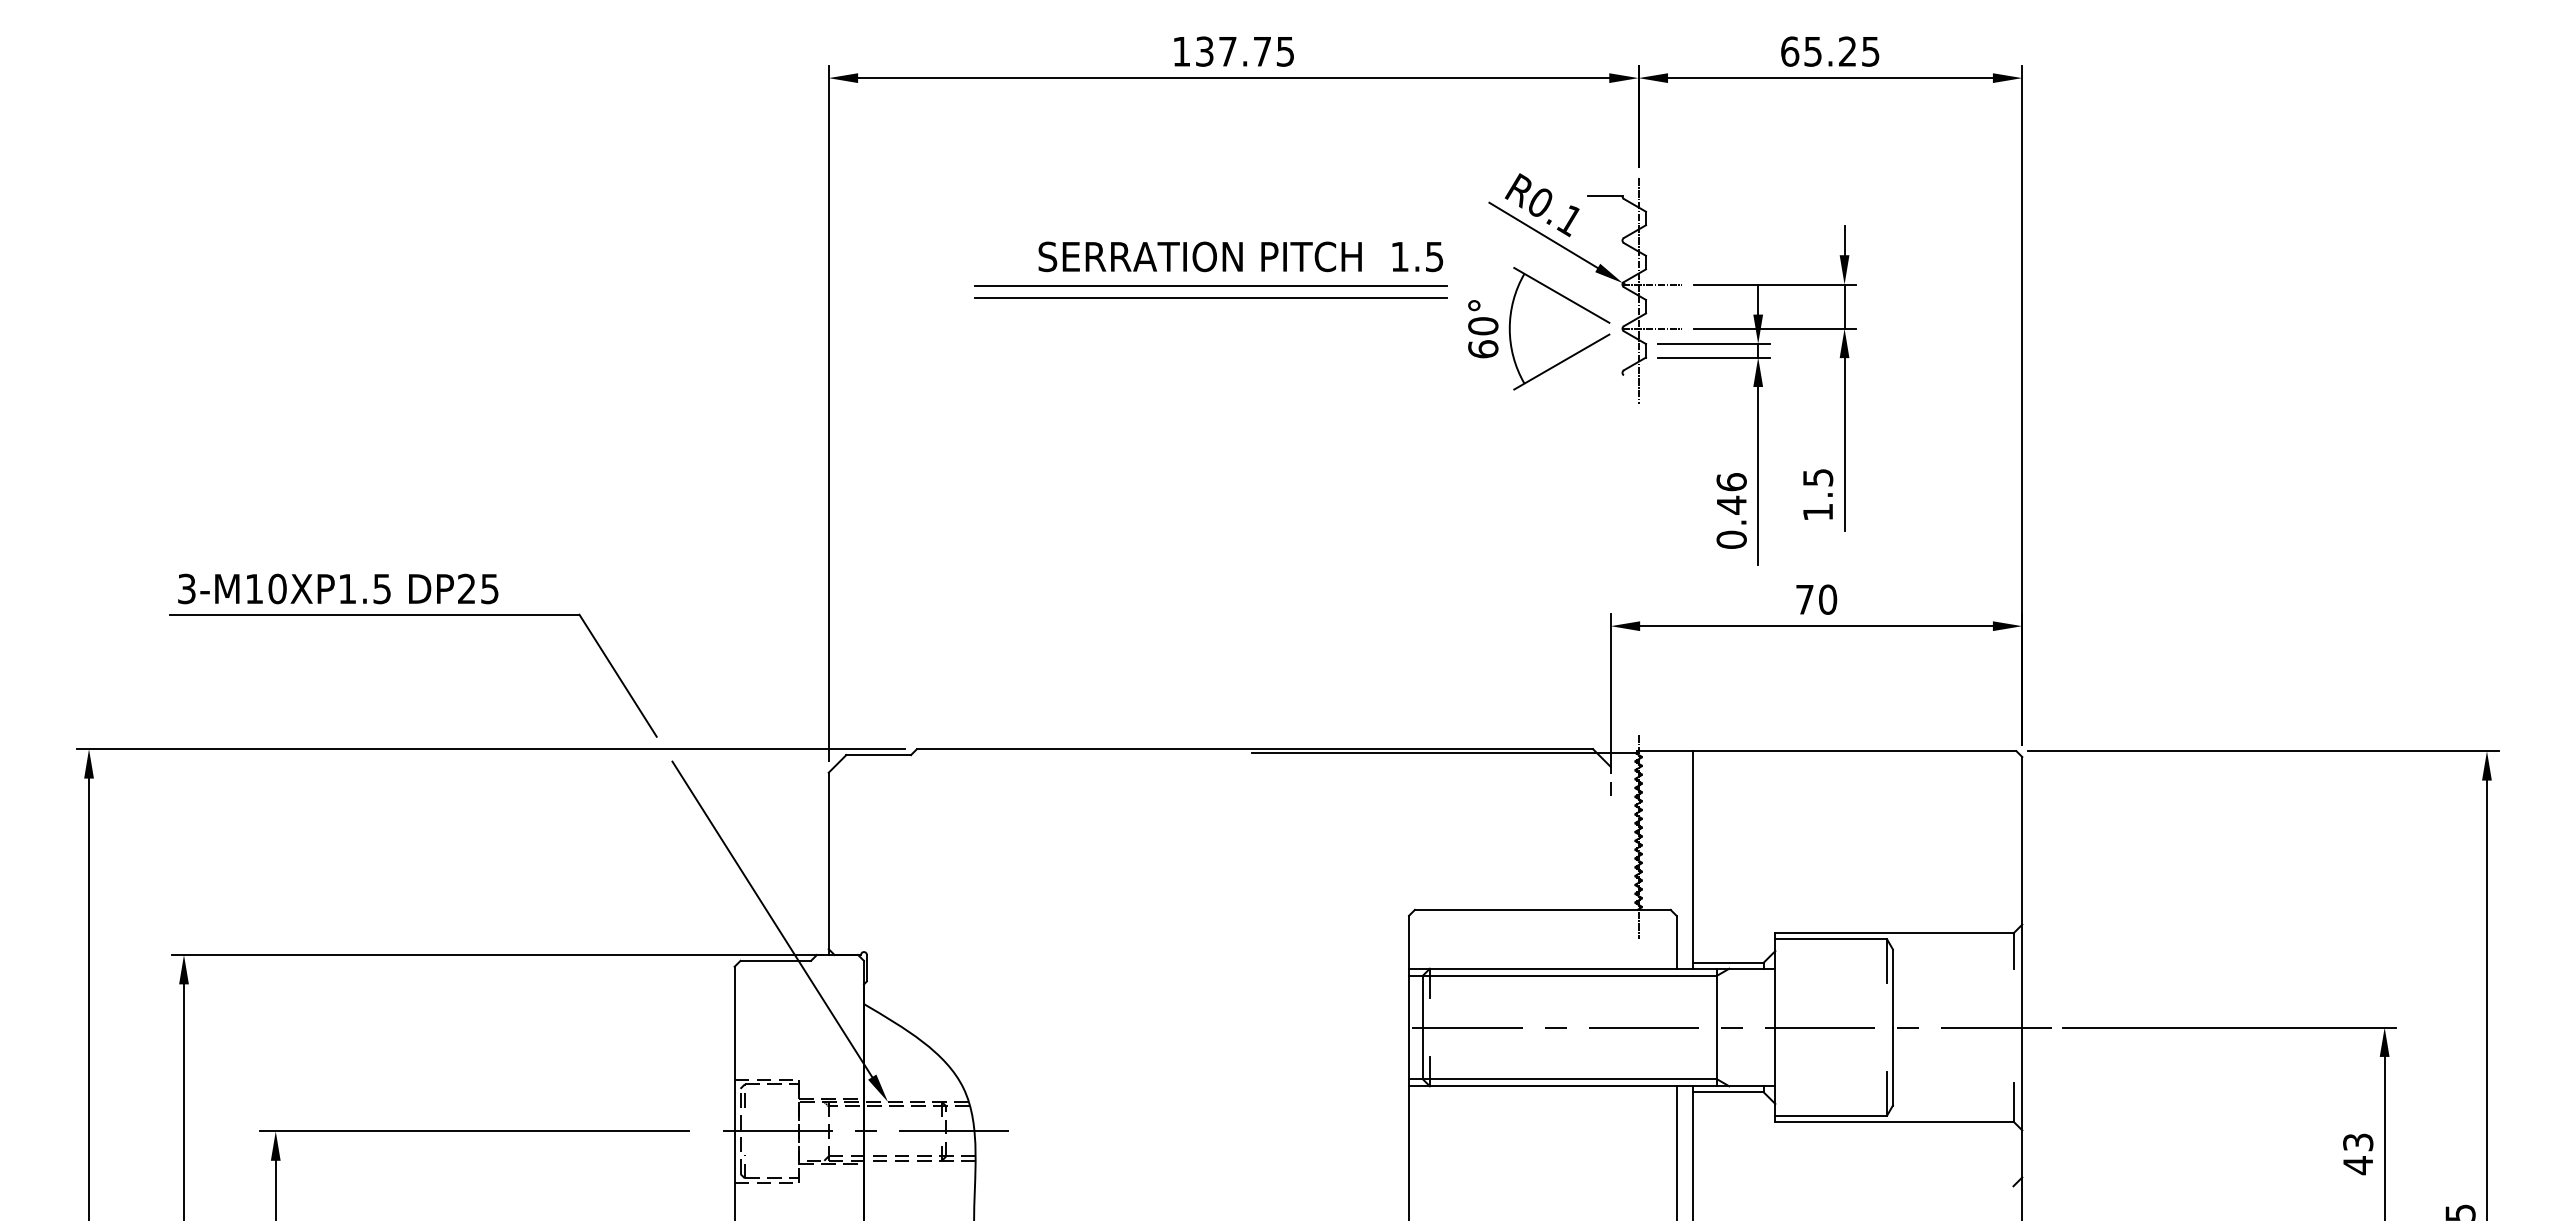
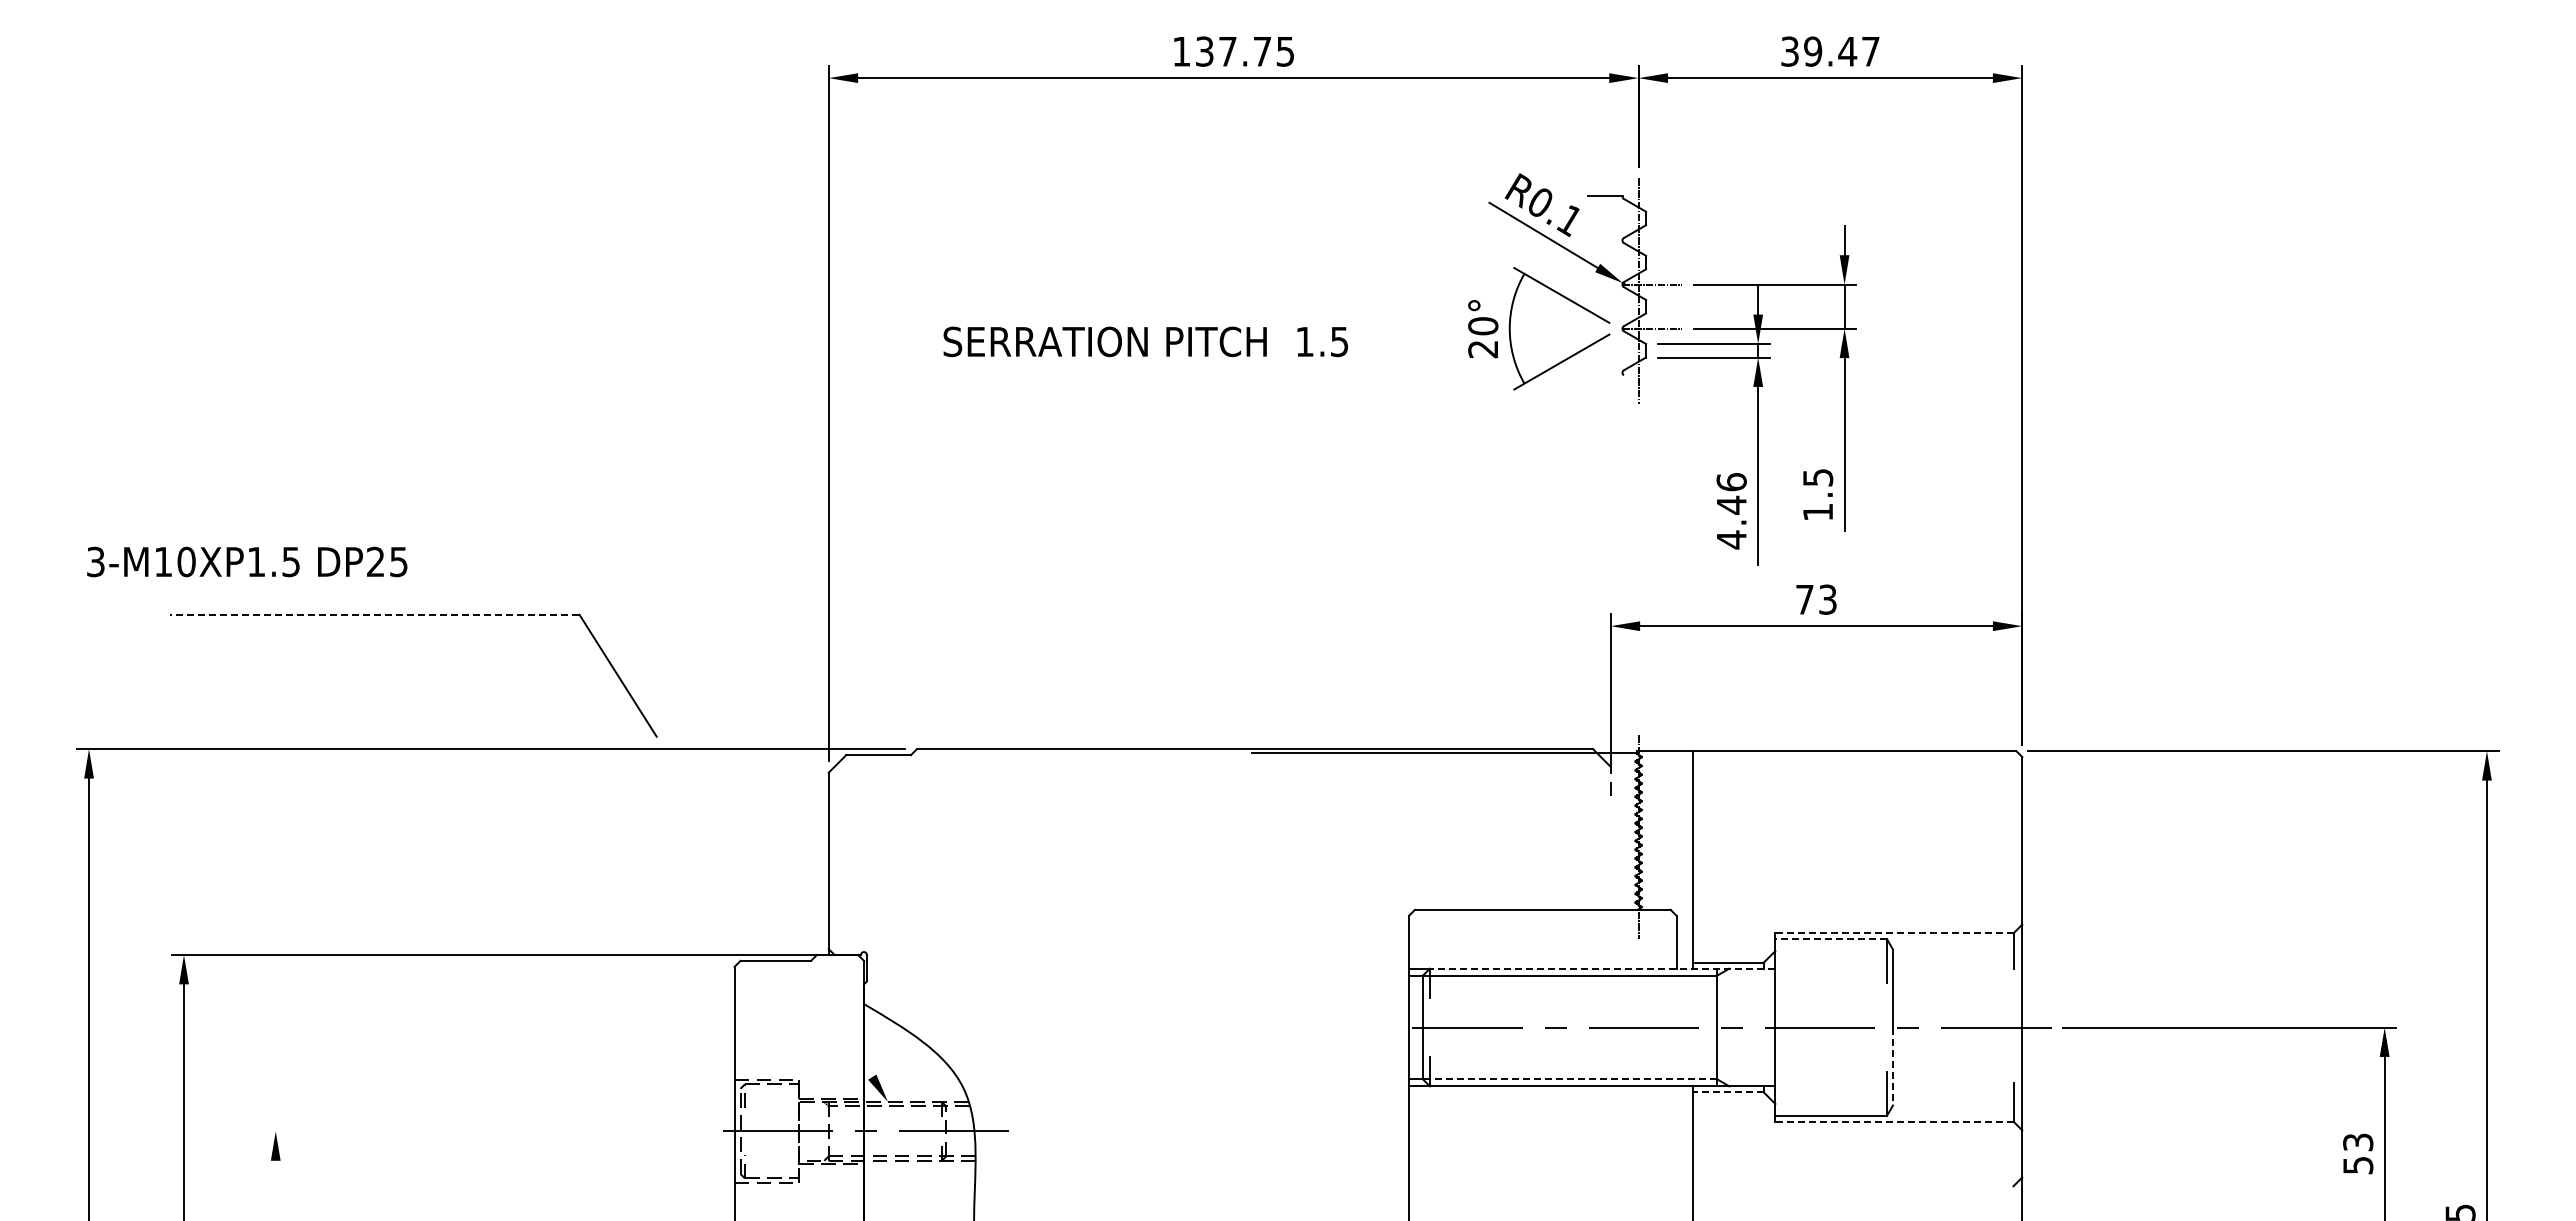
text: 65.25 -> 39.47 (1830, 51)
text position: (1240, 256) -> (1145, 341) (1145, 341)
line: present -> none (1210, 286)
line: present -> none (1210, 298)
text: 60° -> 20° (1483, 349)
text: 0.46 -> 4.46 (1731, 539)
text position: (338, 588) -> (247, 561) (247, 561)
text: 70 -> 73 (1828, 599)
line: solid -> dashed (374, 614)
line: present -> none (772, 919)
line: solid -> dashed (1893, 933)
line: solid -> dashed (1831, 939)
line: solid -> dashed (1602, 968)
line: solid -> dashed (1892, 1067)
line: solid -> dashed (1569, 1078)
line: solid -> dashed (1727, 1092)
line: solid -> dashed (1893, 1121)
line: present -> none (474, 1131)
line: present -> none (1676, 1151)
text: 43 -> 53 (2358, 1165)
line: present -> none (275, 1188)
